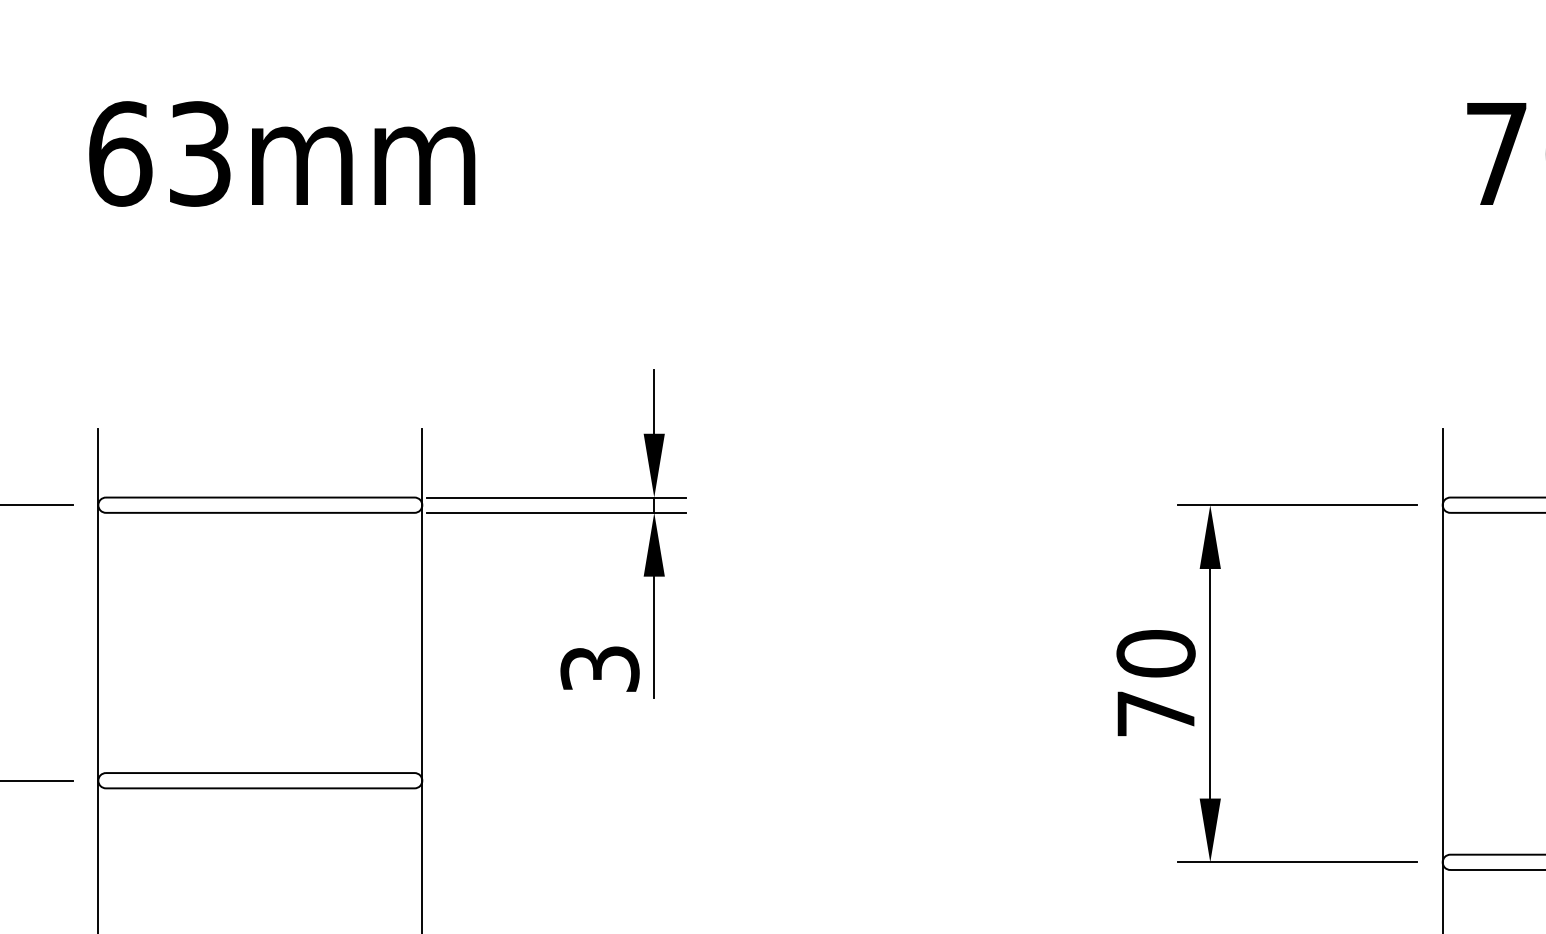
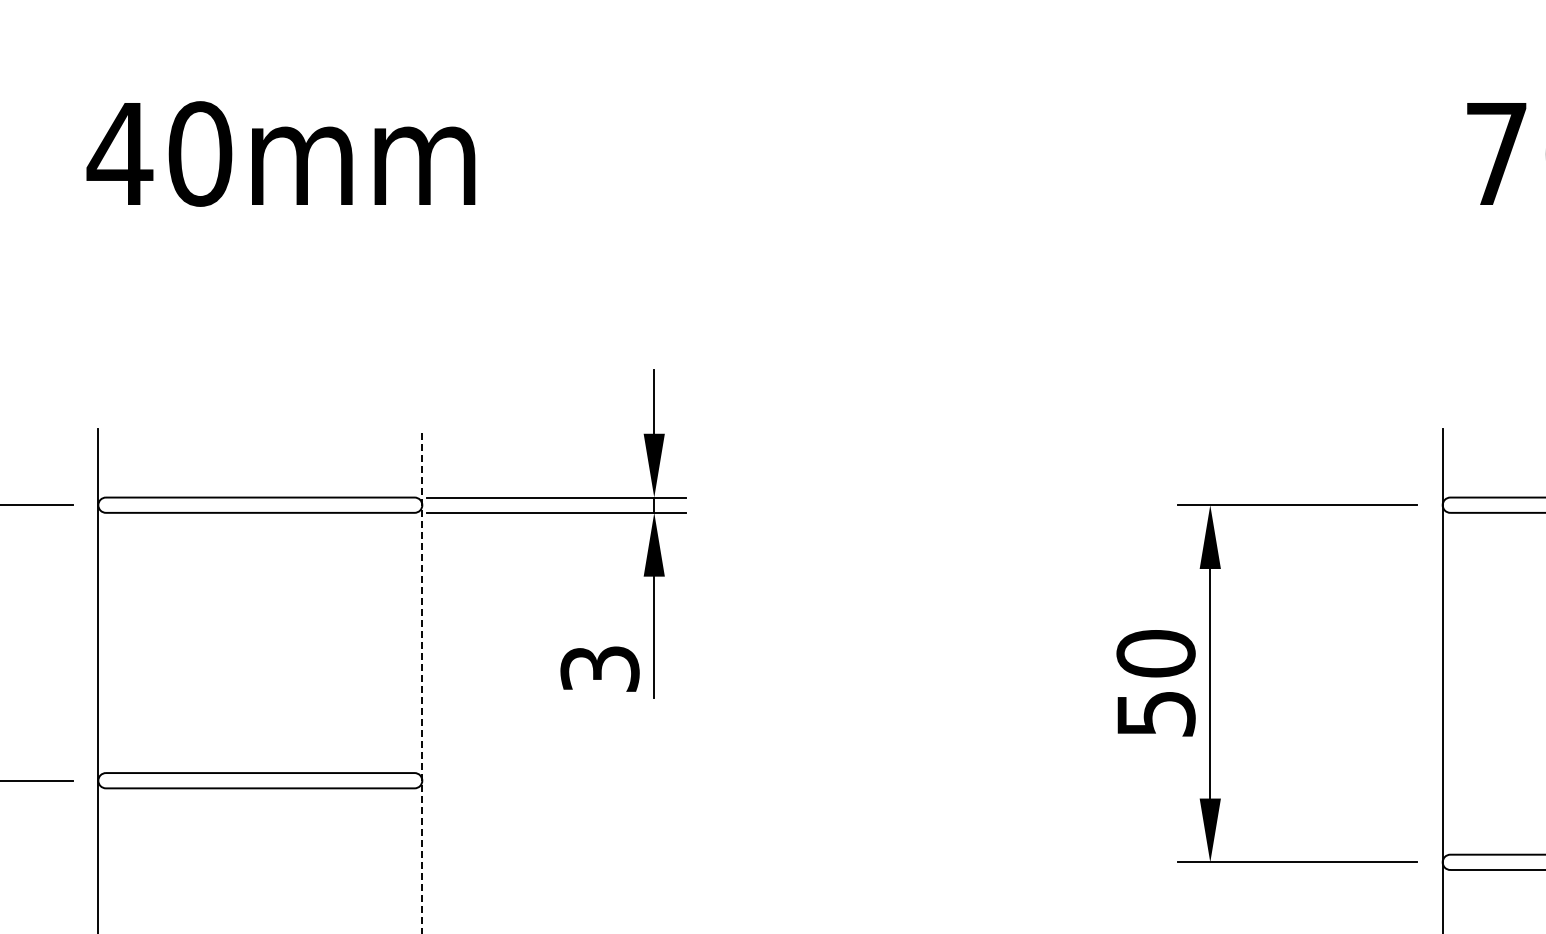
text: 63mm -> 40mm (159, 153)
line: solid -> dashed (422, 680)
text: 70 -> 50 (1156, 713)
